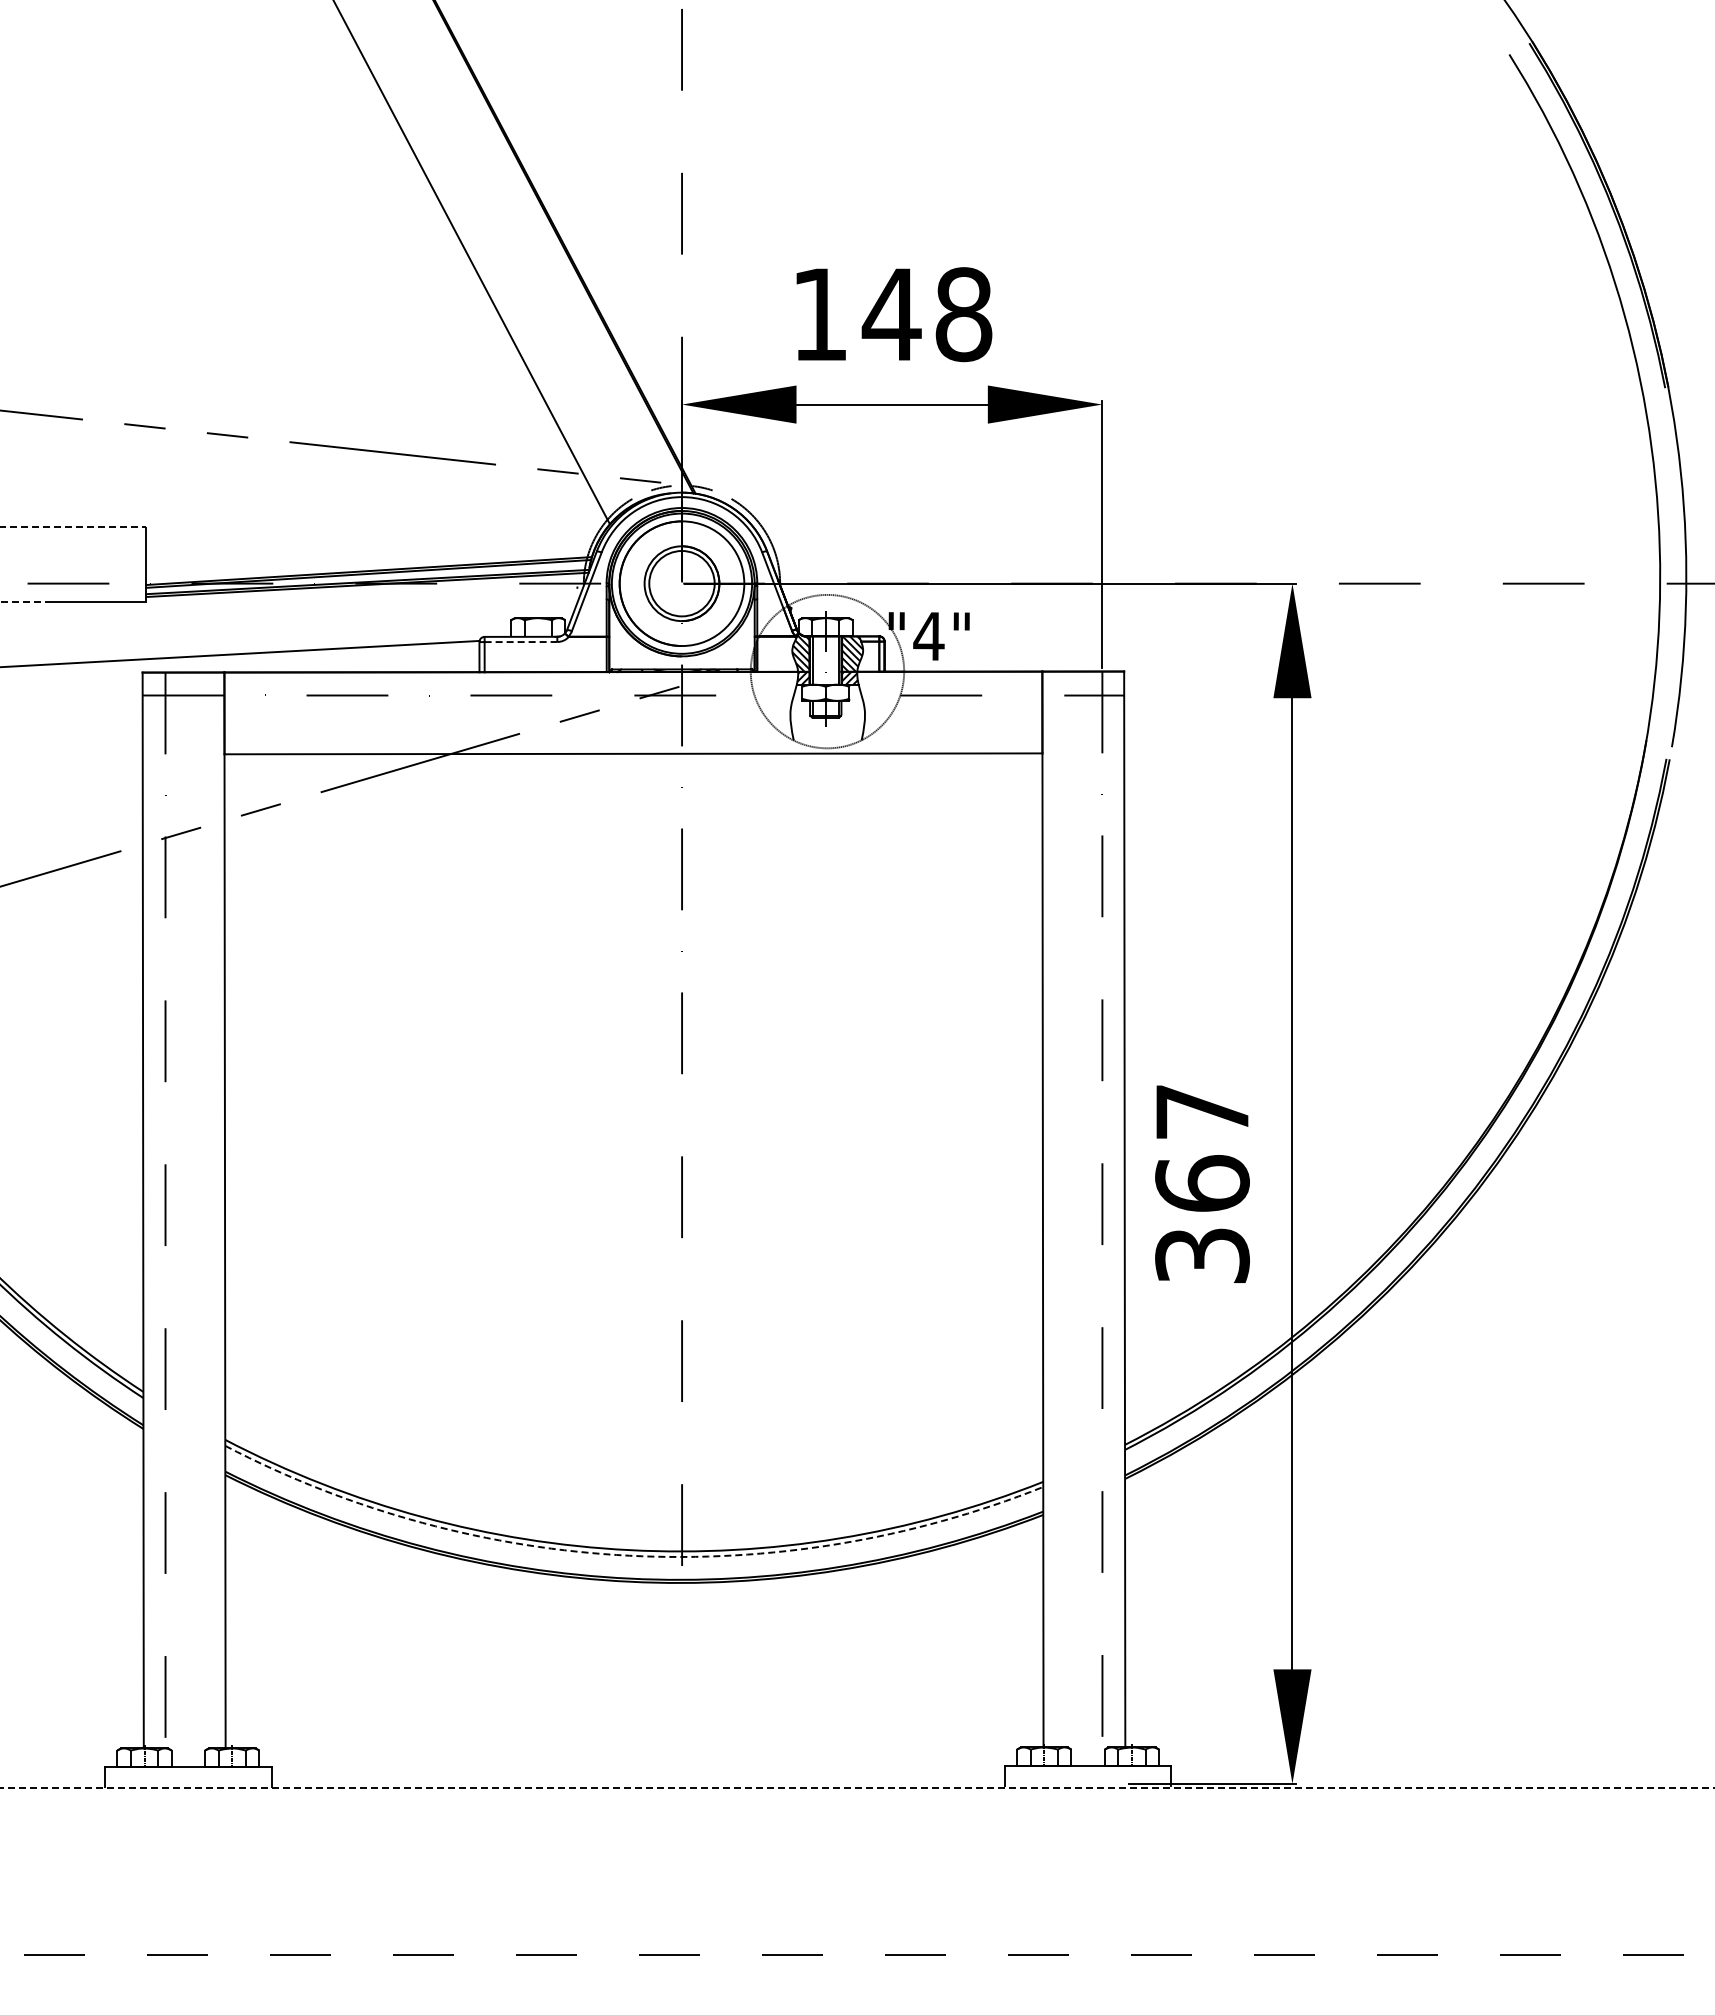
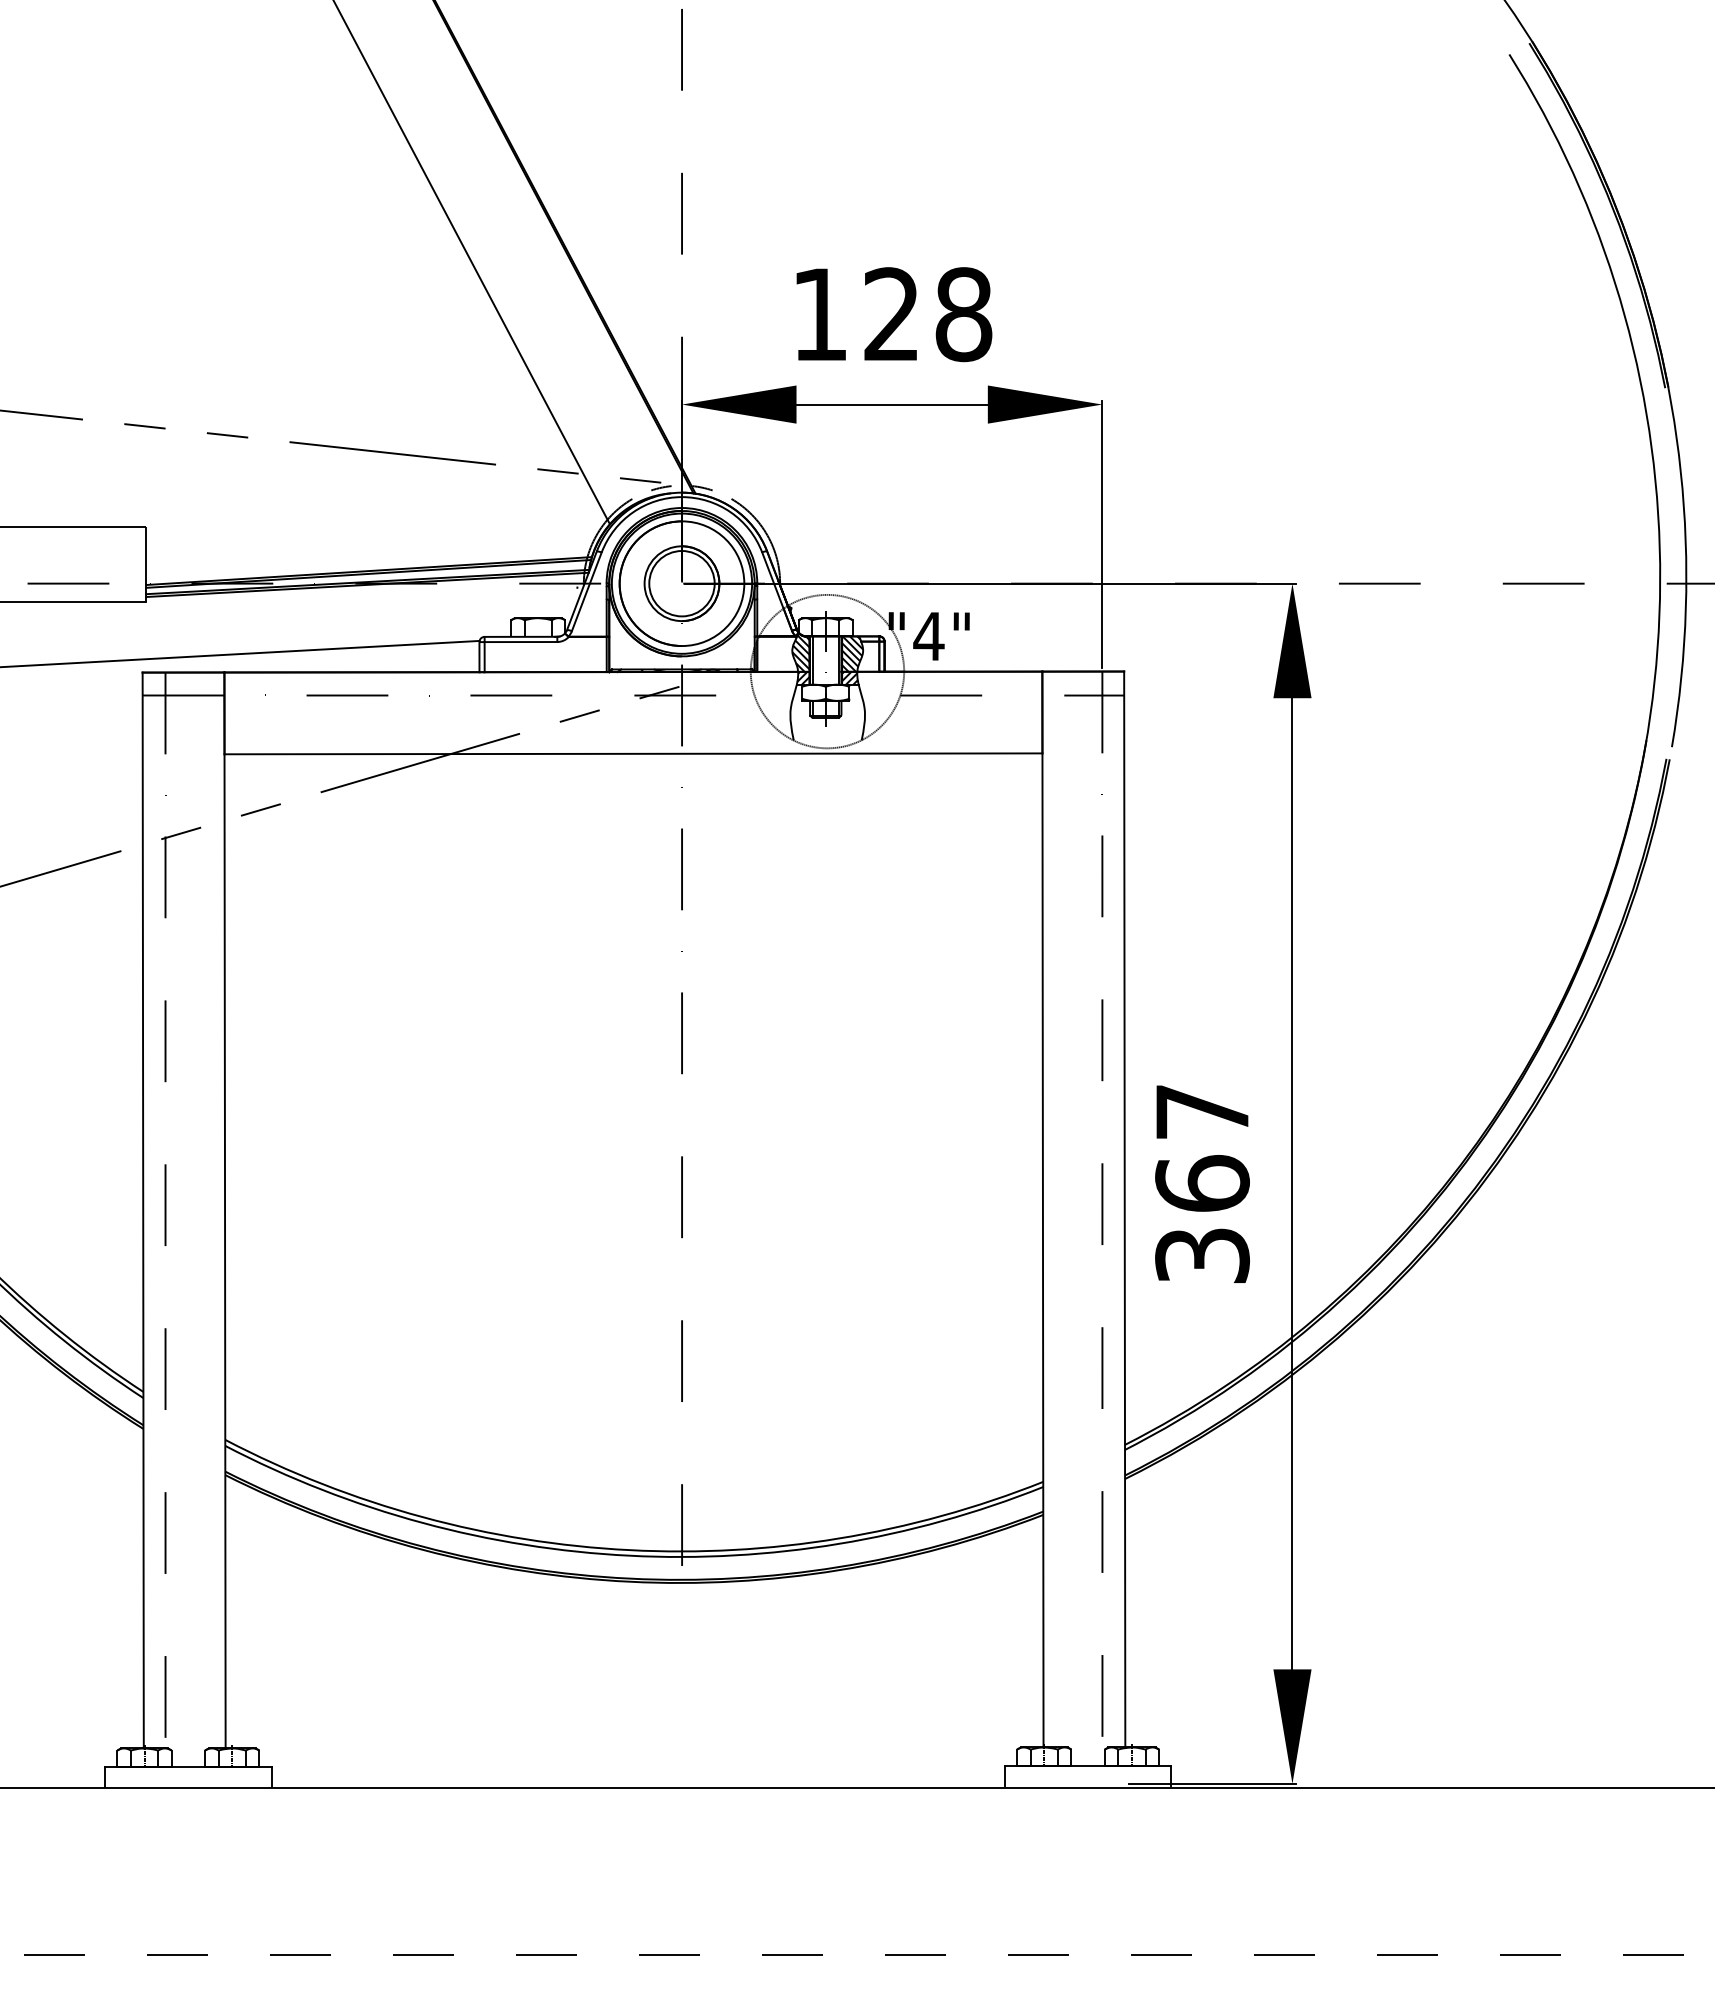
text: 148 -> 128 (891, 313)
line: dashed -> solid (47, 527)
line: dashed -> solid (521, 642)
arc: dashed -> solid (629, 1555)
line: dashed -> solid (857, 1788)
